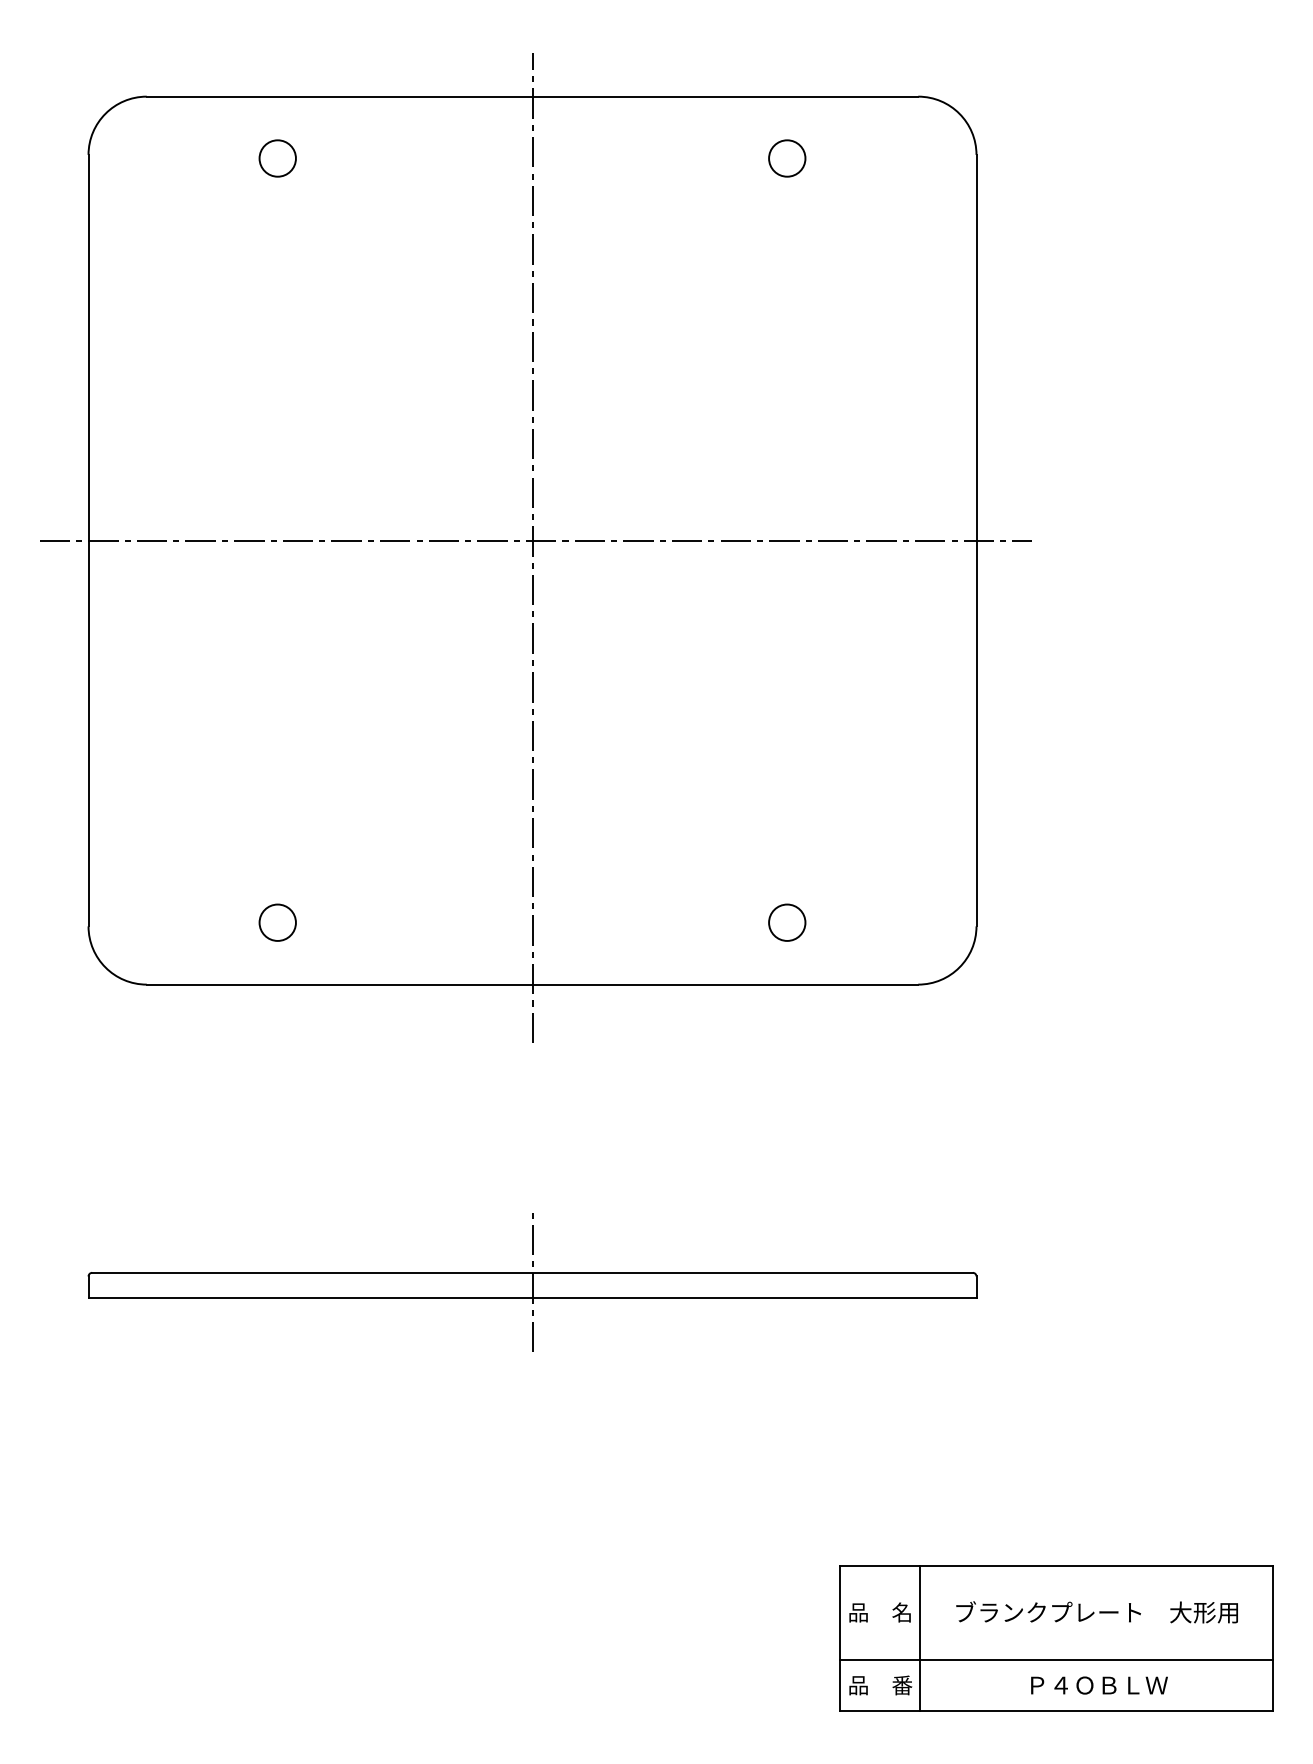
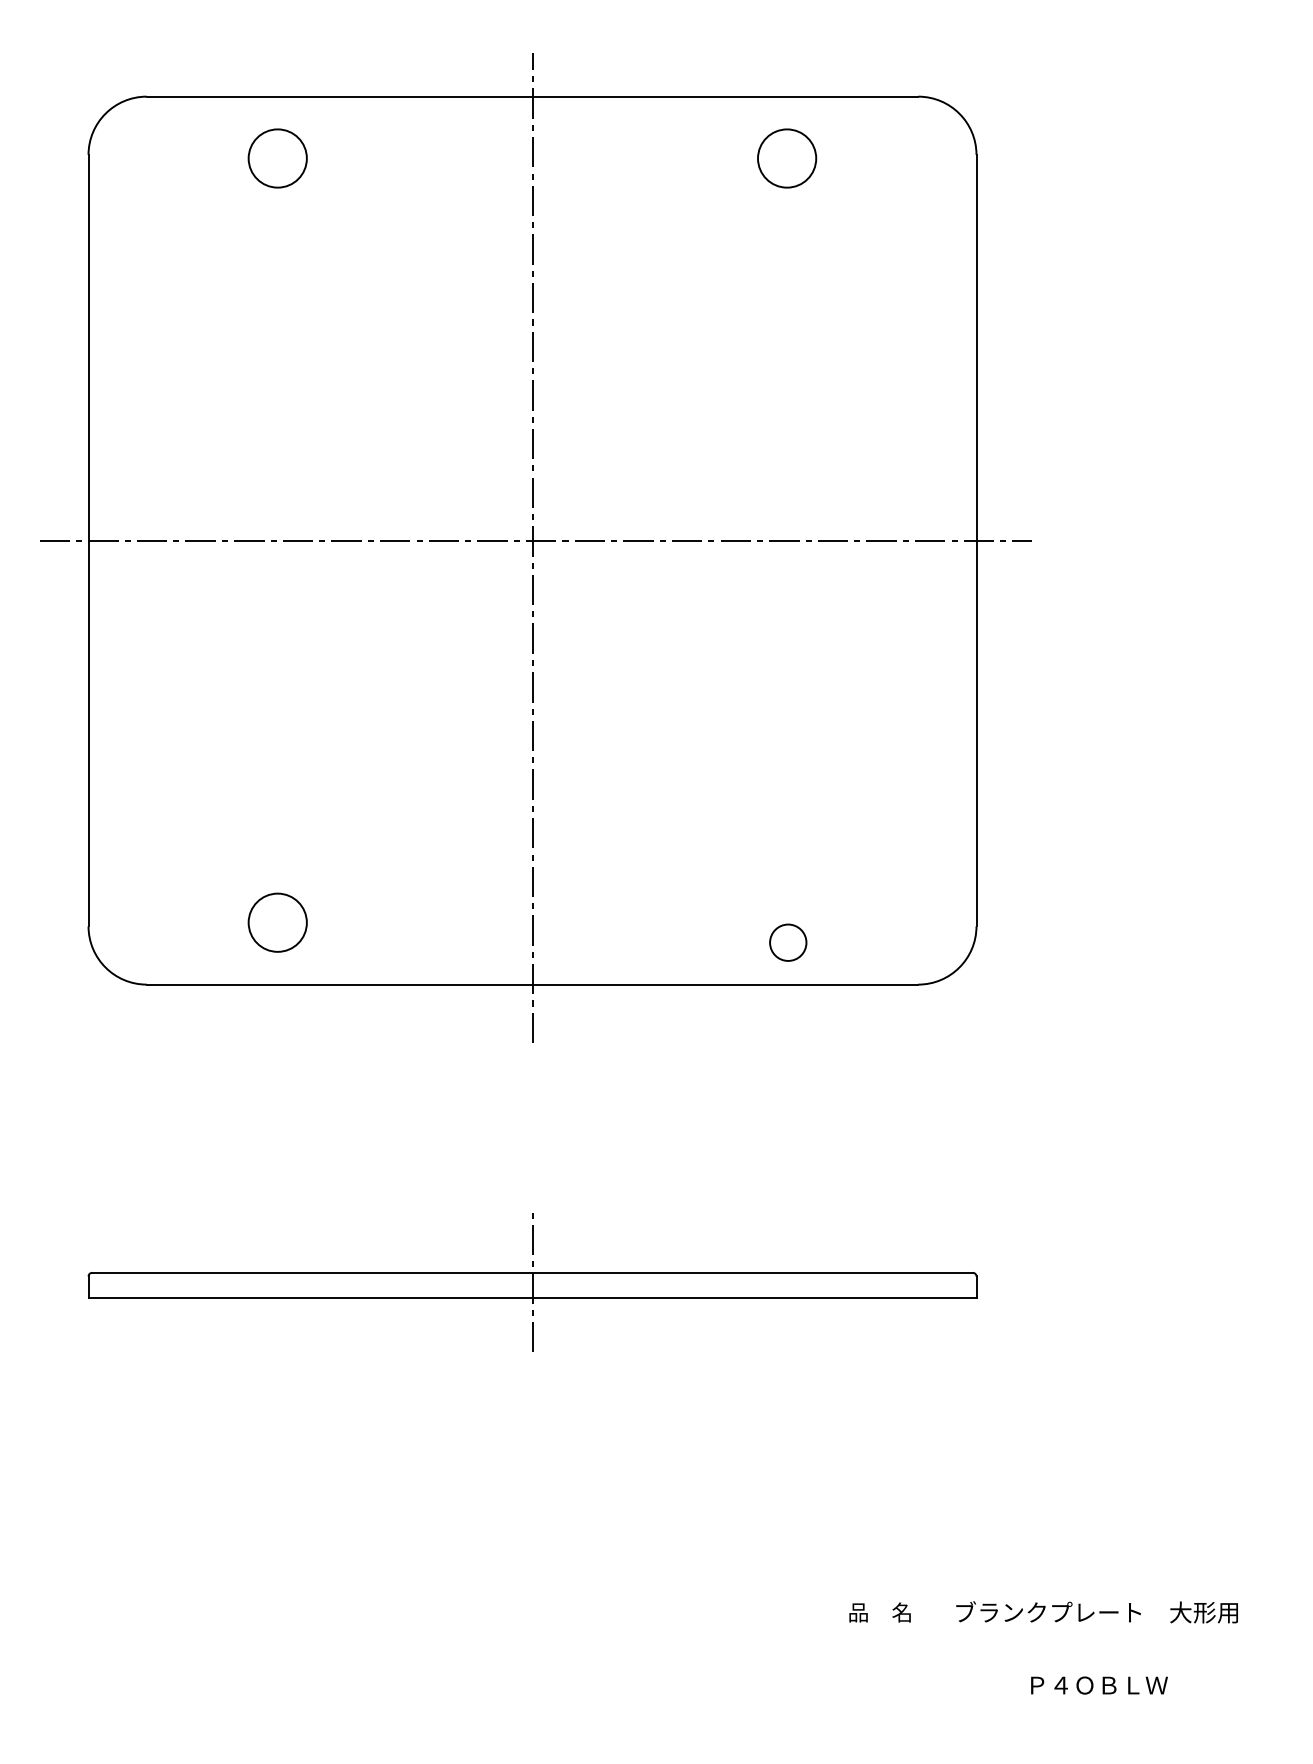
circle diameter: 36 px -> 58 px (277, 158)
circle size: 39x39 px -> 61x61 px (787, 158)
circle diameter: 36 px -> 58 px (277, 922)
circle position: (787, 922) -> (788, 942) (788, 942)
part: present -> none (1056, 1638)
